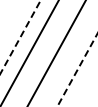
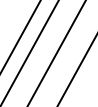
line: dashed -> solid (20, 36)
line: dashed -> solid (77, 69)
